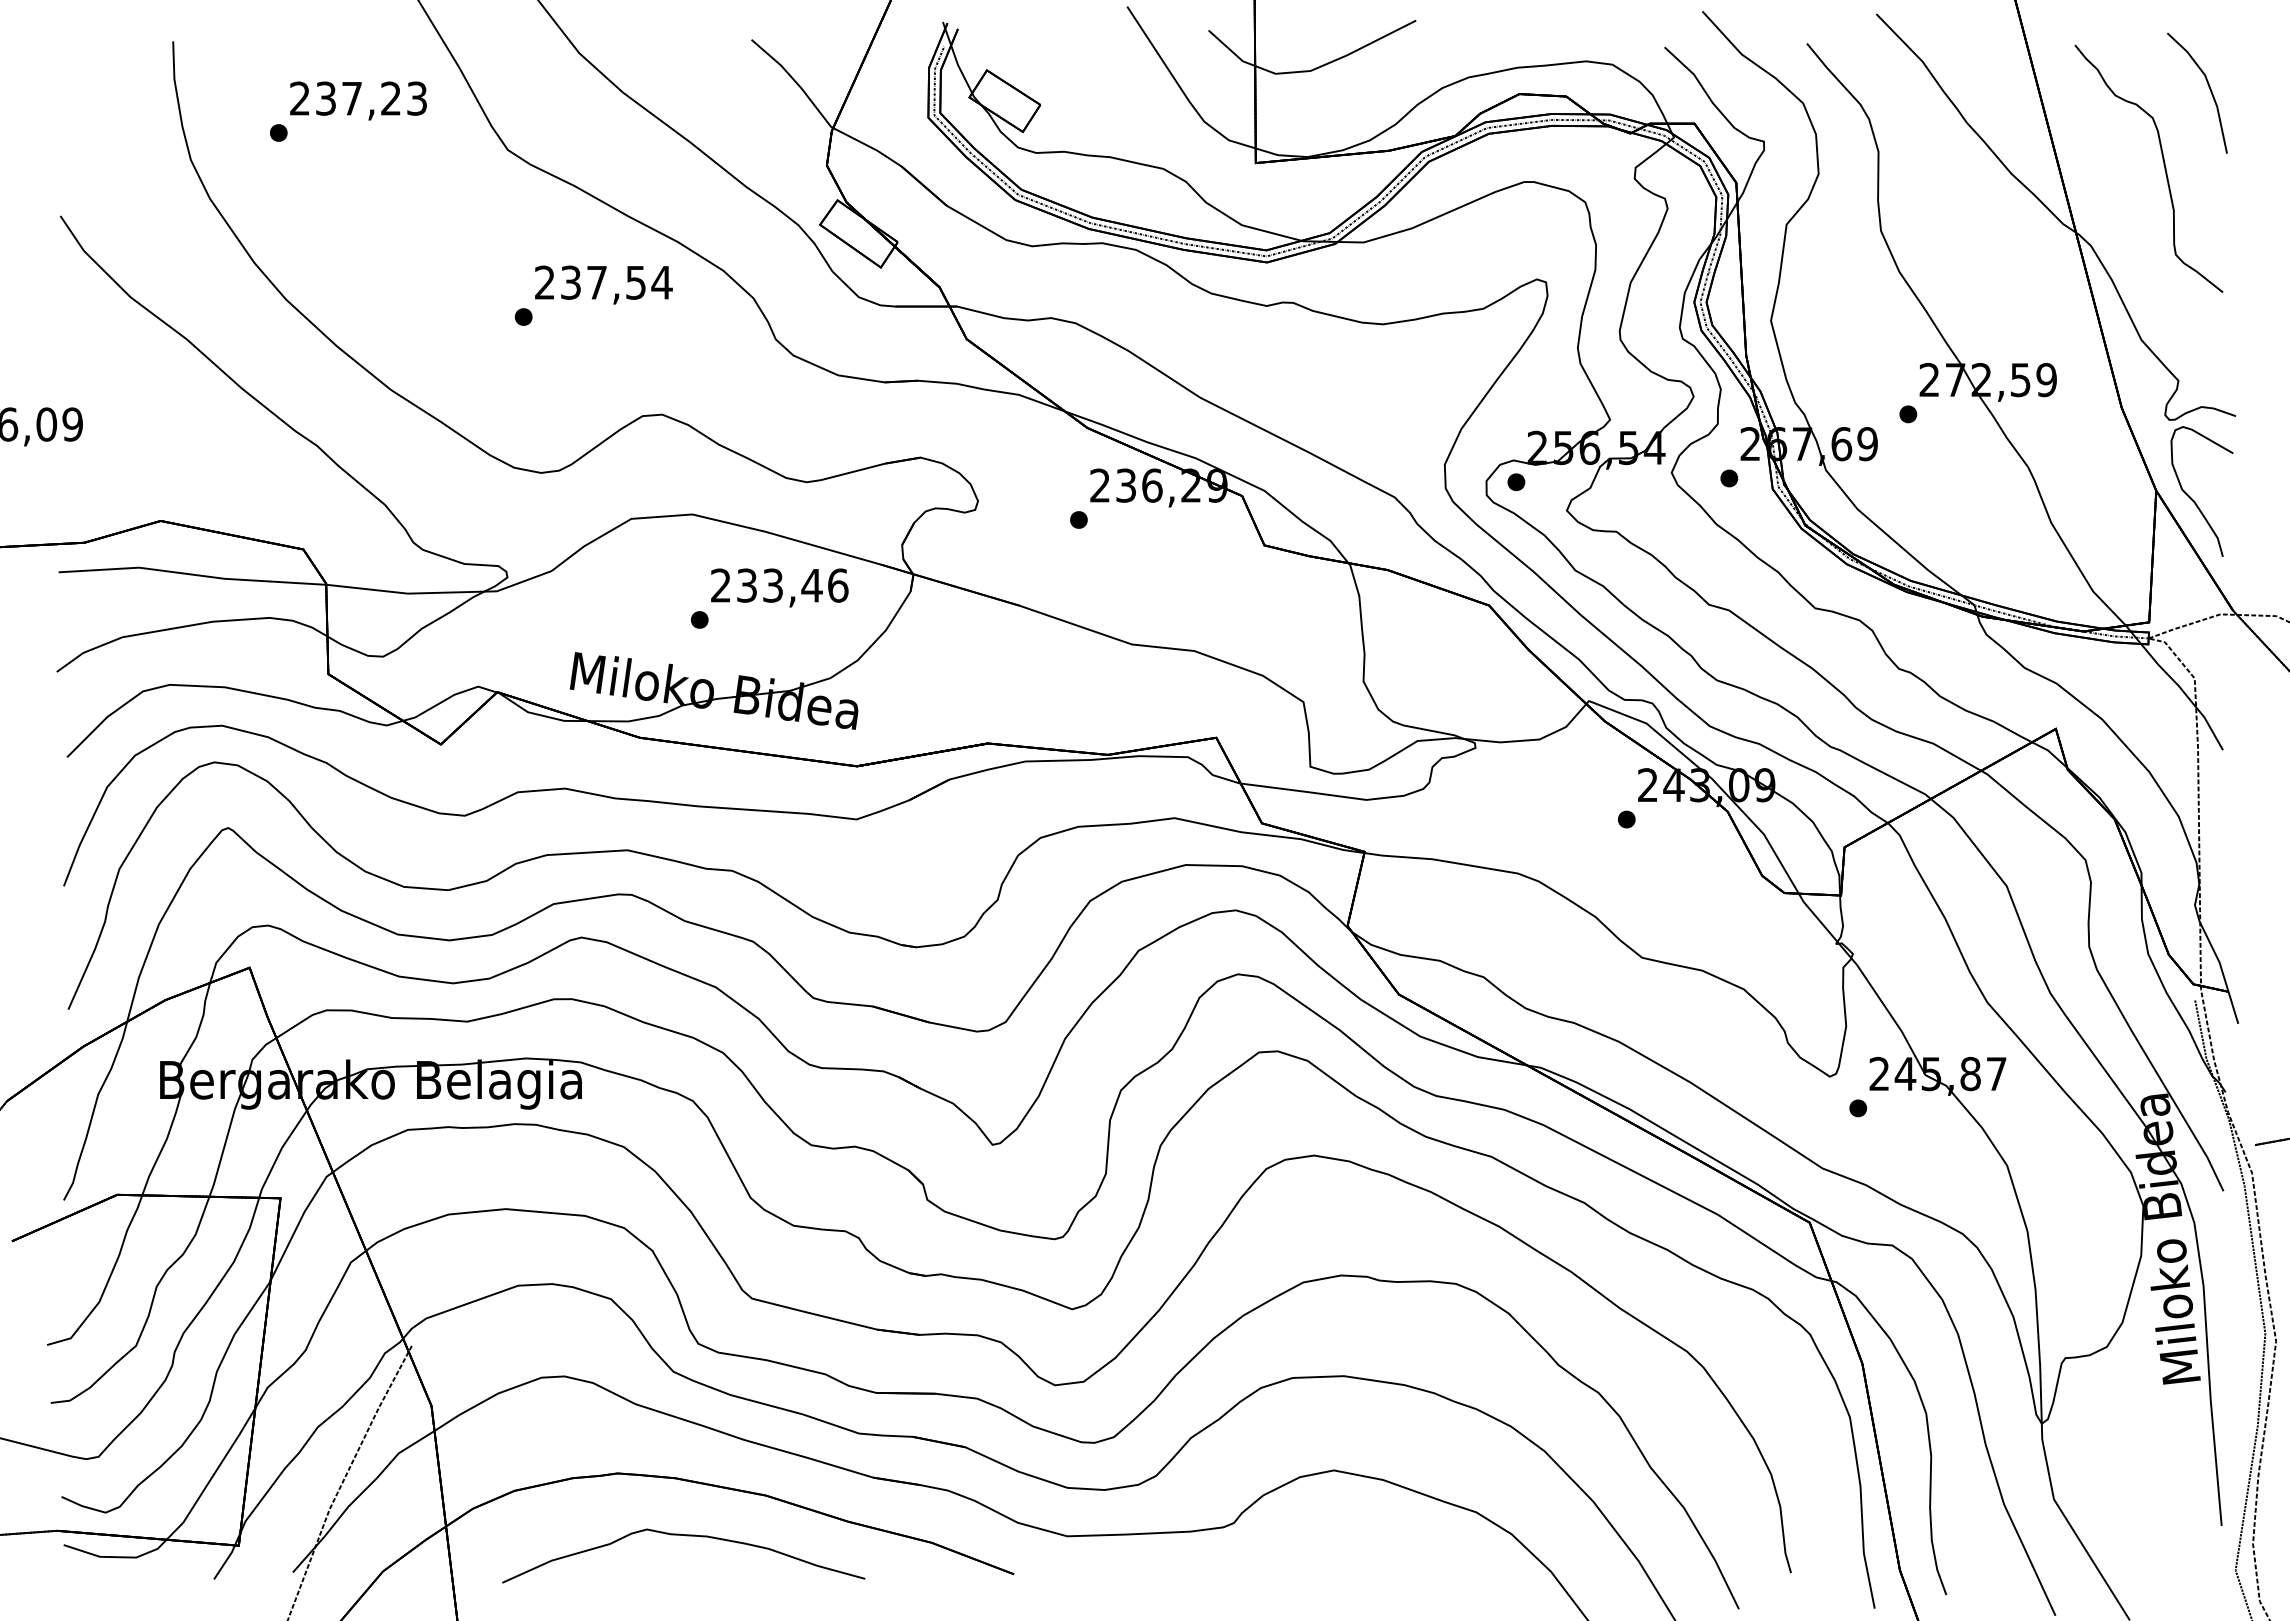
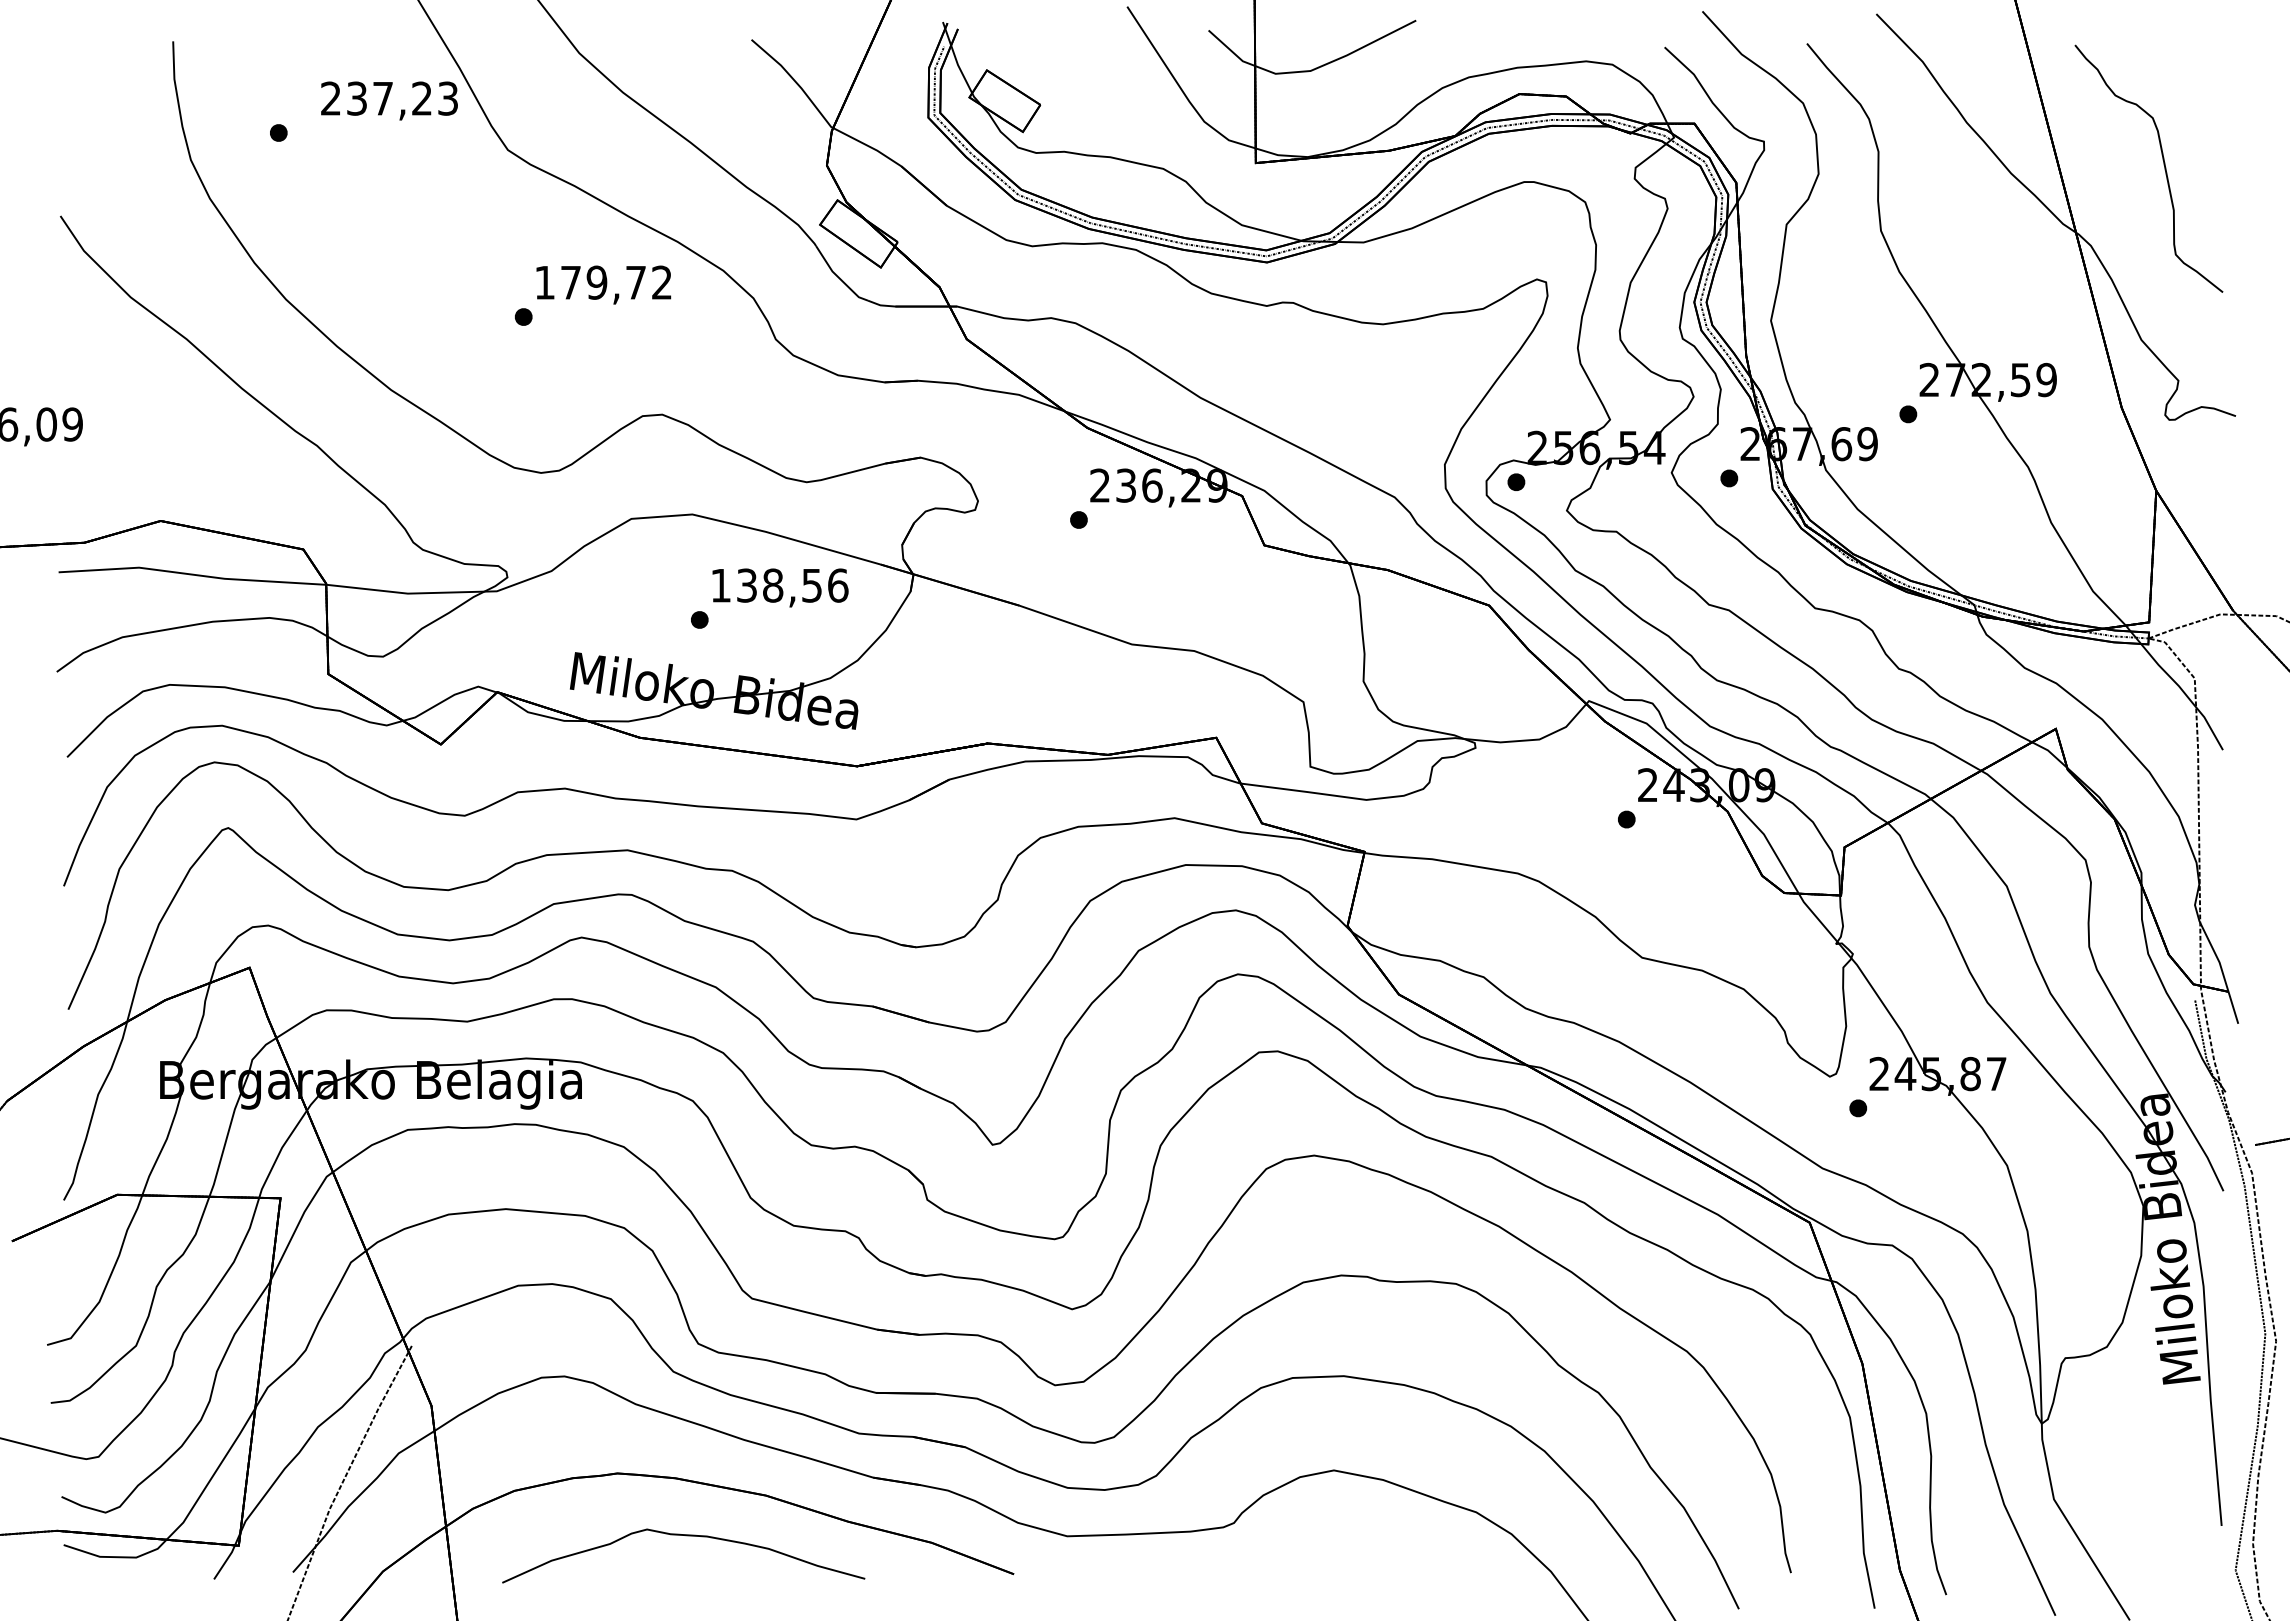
line: present -> none (2208, 87)
text position: (358, 100) -> (389, 100) (389, 100)
text: 237,54 -> 179,72 (603, 282)
curve: present -> none (2193, 499)
text: 233,46 -> 138,56 (766, 585)
